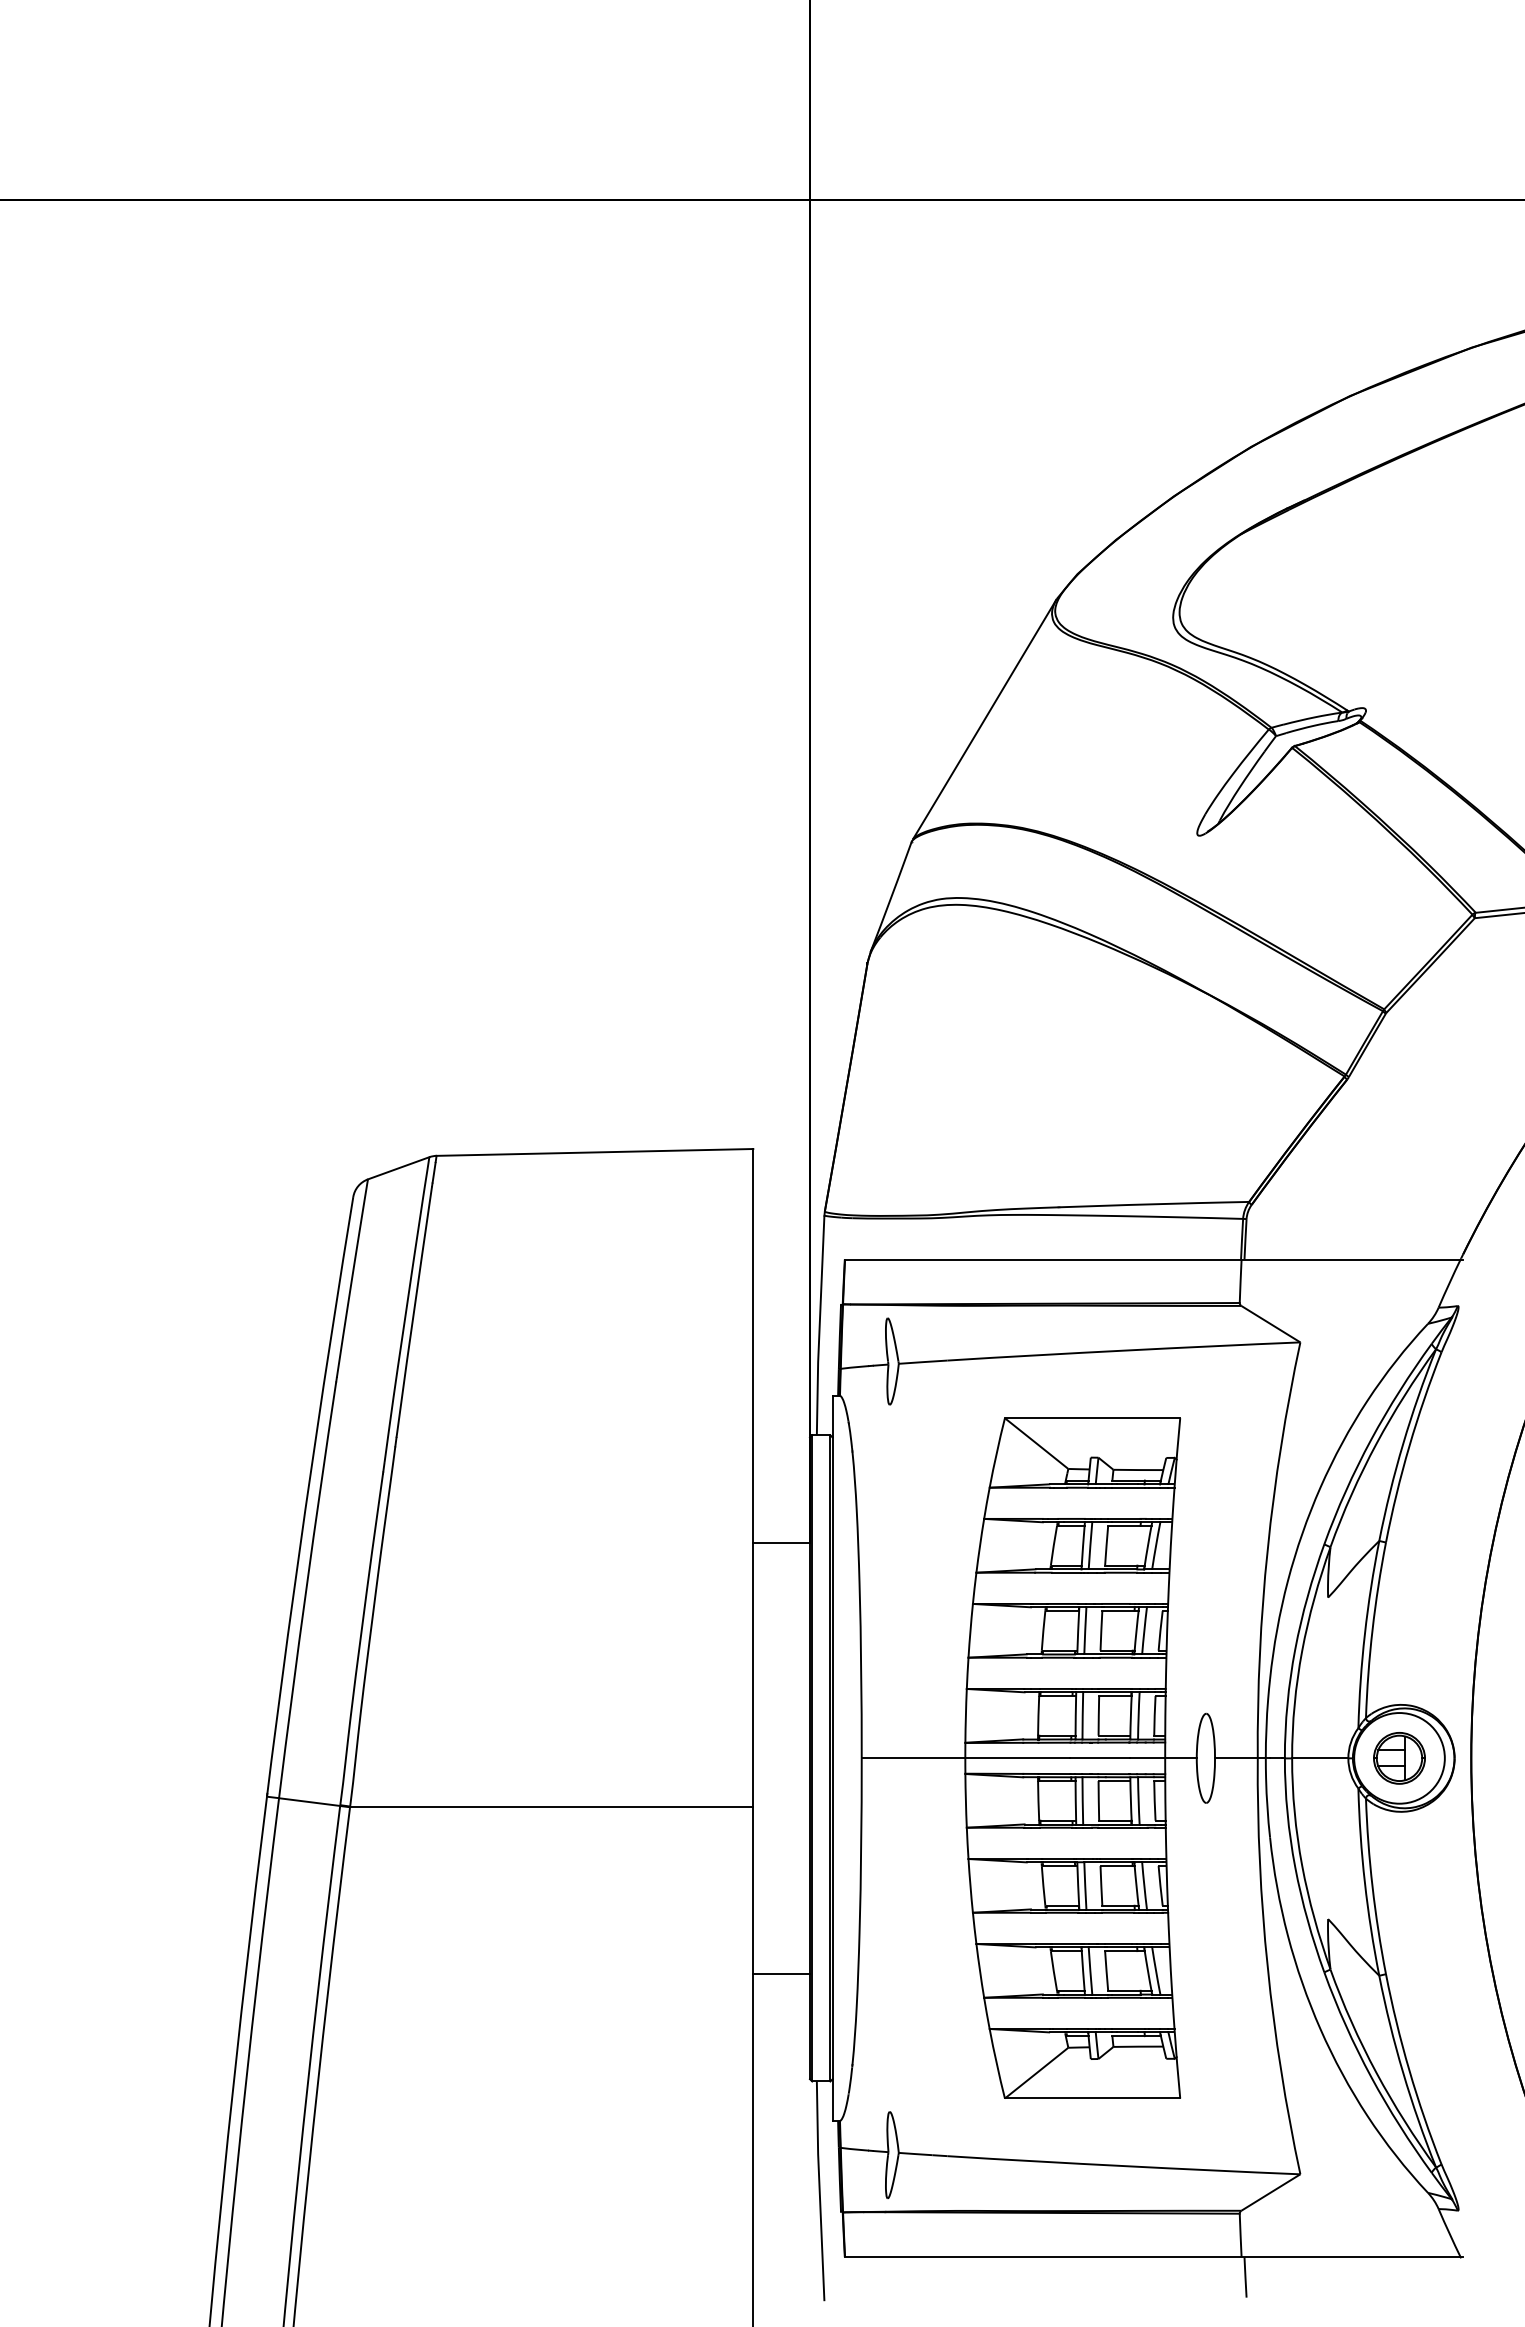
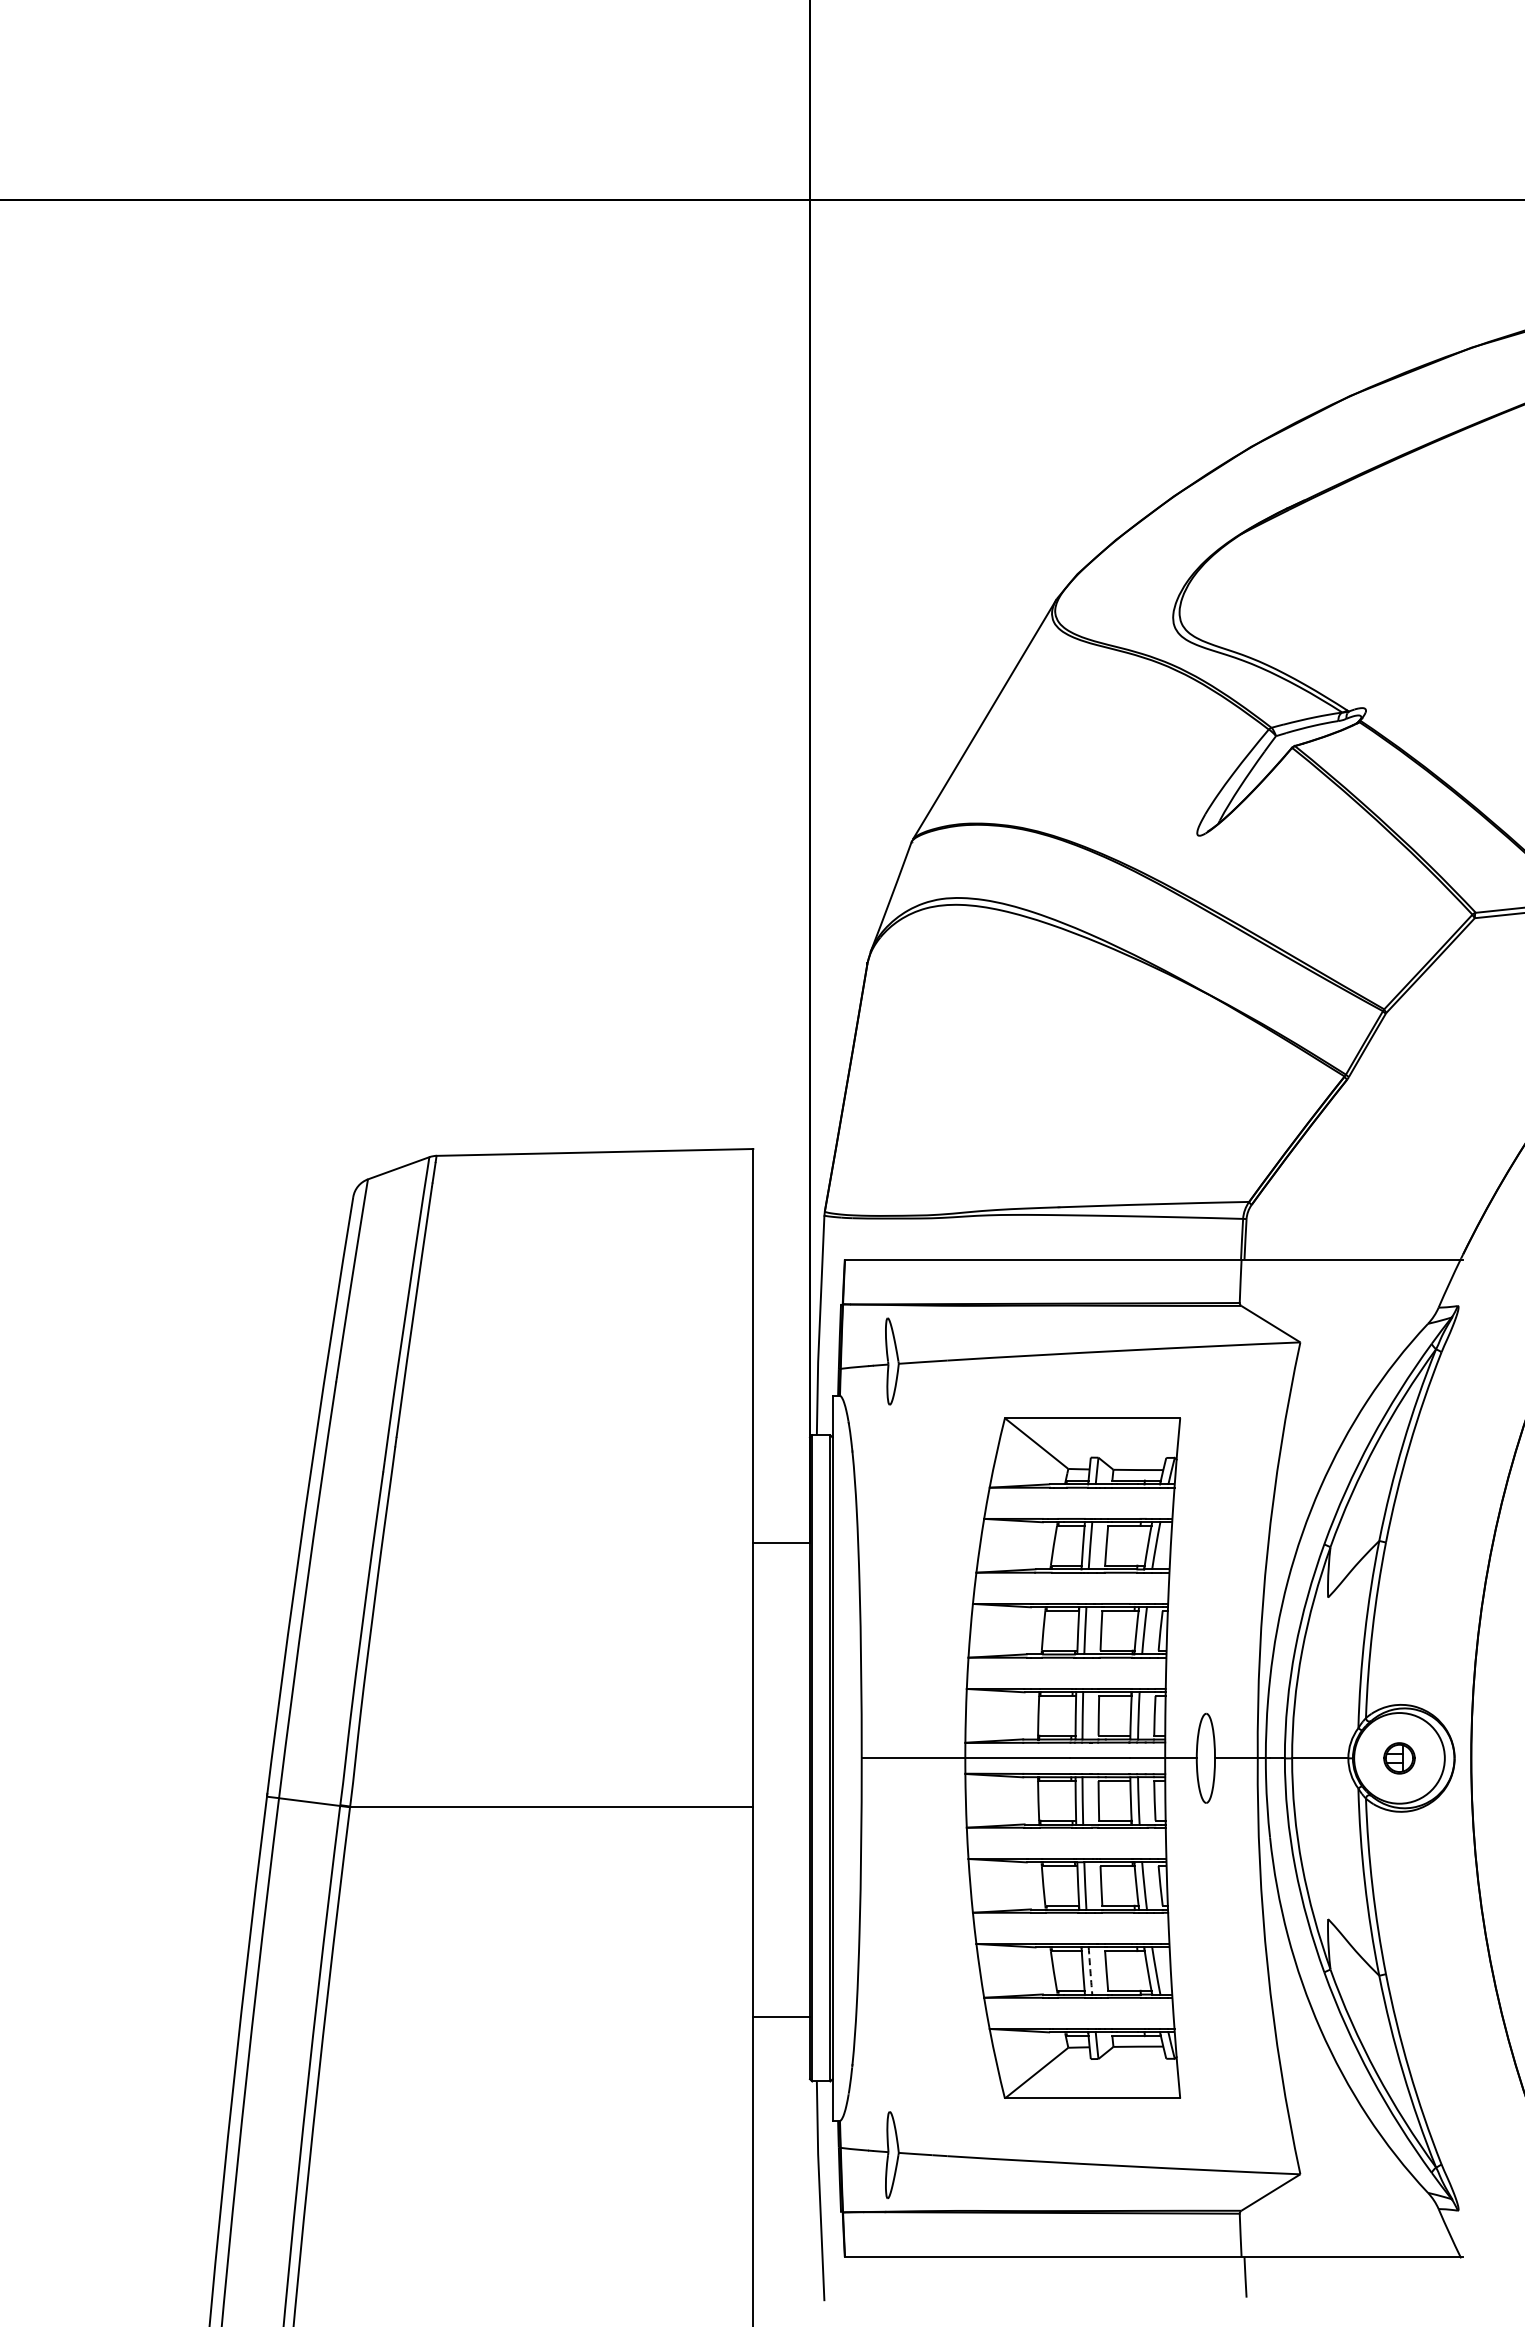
part size: 53x53 px -> 33x33 px (1399, 1758)
arc: solid -> dashed (1090, 1970)
line position: (781, 1973) -> (781, 2016) (781, 2016)
